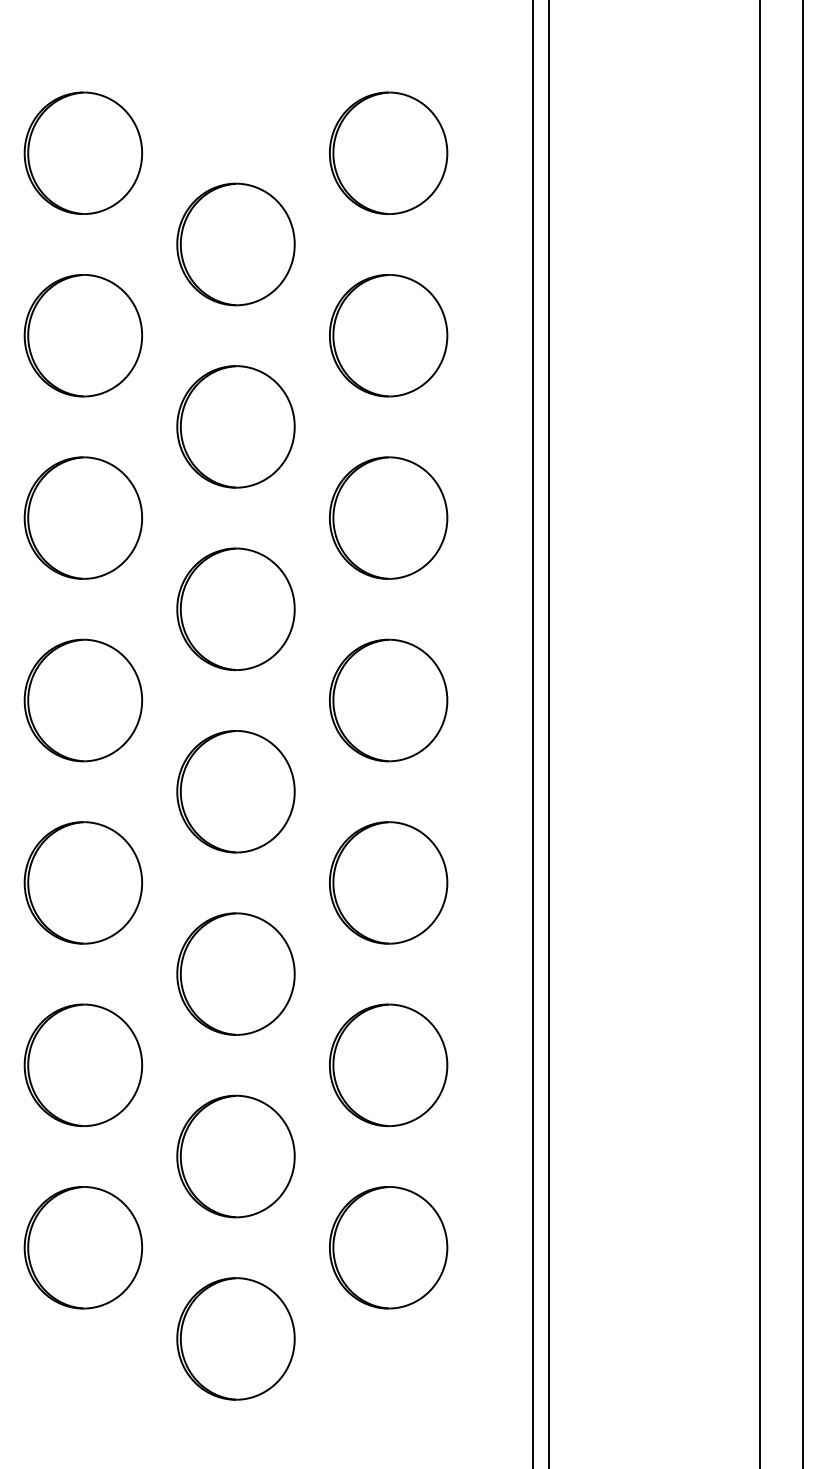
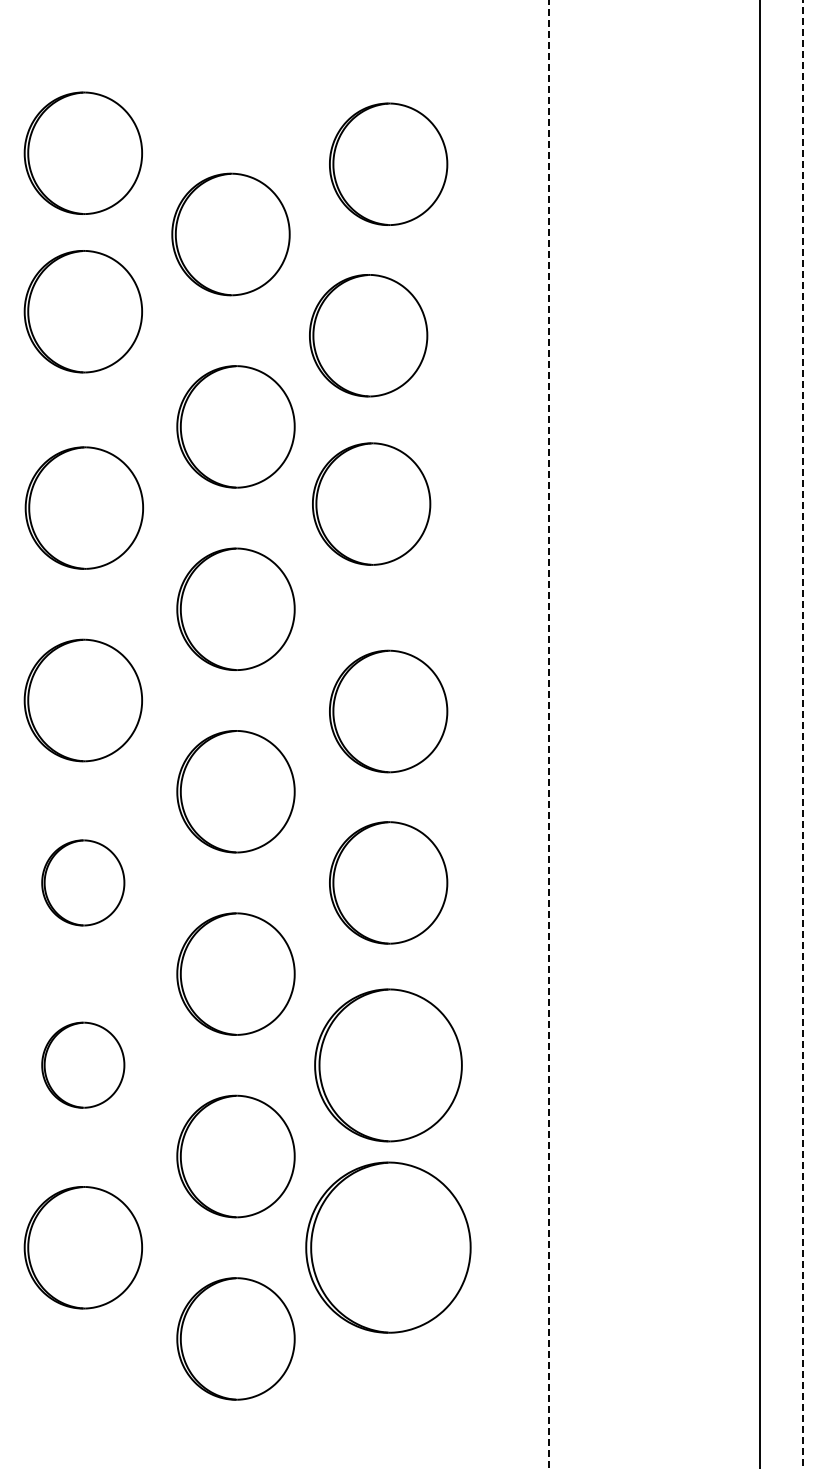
part position: (388, 152) -> (388, 163) (388, 163)
part position: (235, 244) -> (230, 234) (230, 234)
part position: (82, 335) -> (82, 311) (82, 311)
part position: (388, 335) -> (368, 335) (368, 335)
part position: (82, 517) -> (83, 507) (83, 507)
part position: (388, 517) -> (371, 503) (371, 503)
part position: (388, 700) -> (388, 711) (388, 711)
line: present -> none (532, 733)
line: solid -> dashed (548, 734)
line: solid -> dashed (803, 734)
part size: 120x124 px -> 85x88 px (83, 882)
part size: 120x124 px -> 85x88 px (83, 1064)
part size: 120x124 px -> 149x155 px (388, 1065)
part size: 120x124 px -> 167x173 px (388, 1247)
